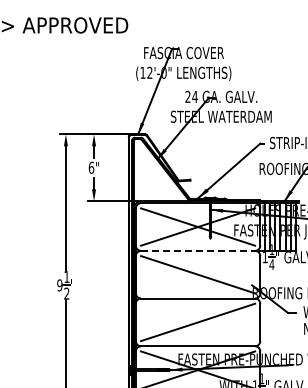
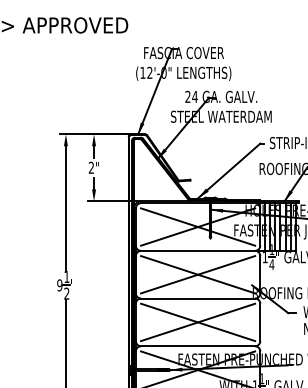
text: 6" -> 2" (91, 167)
line: dashed -> solid (198, 250)
line: none -> present (198, 274)
line: none -> present (198, 322)
